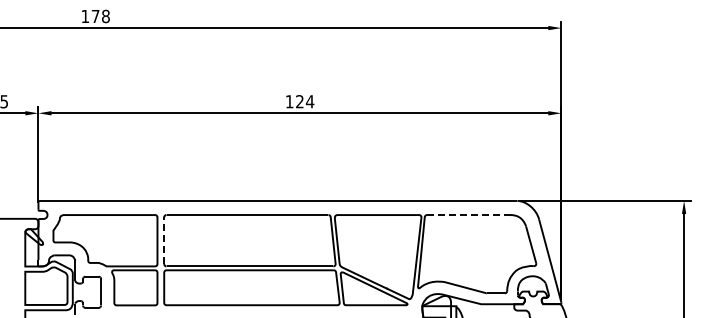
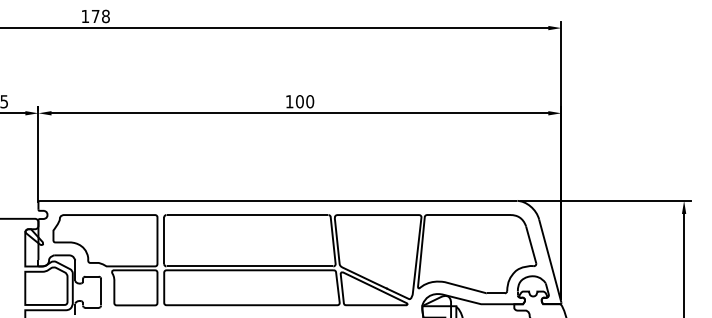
text: 124 -> 100 (305, 101)
line: dashed -> solid (468, 215)
line: dashed -> solid (164, 240)
